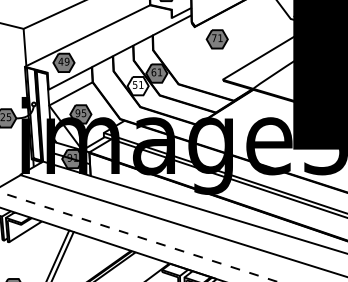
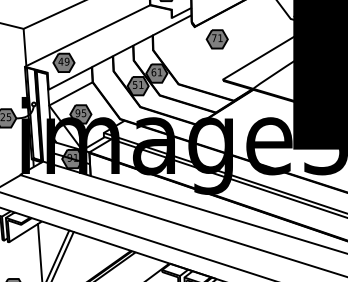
fill: none -> present (137, 86)
line: dashed -> solid (138, 237)
line: none -> present (40, 251)
